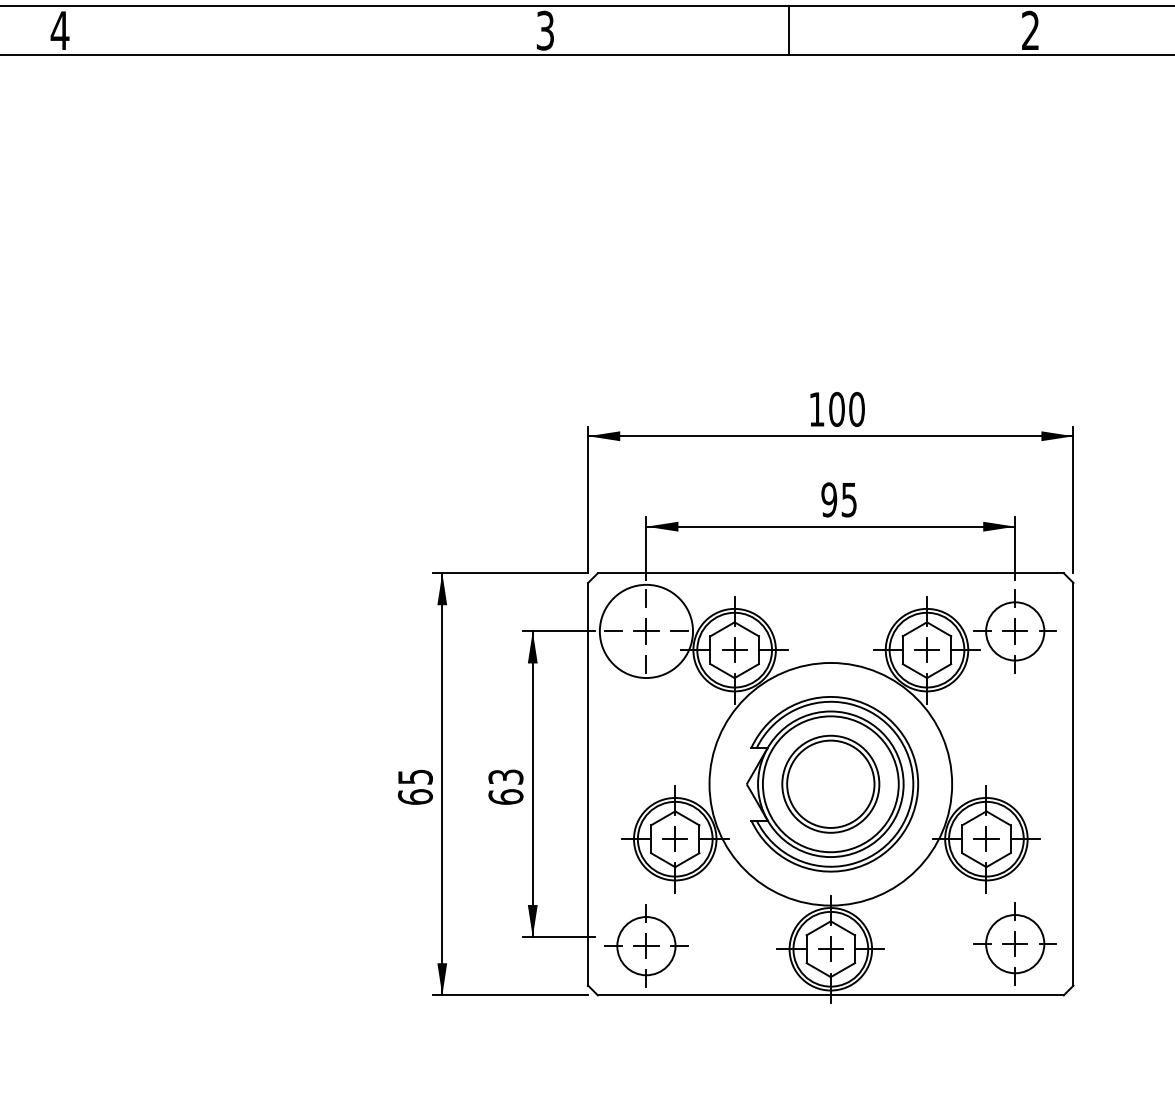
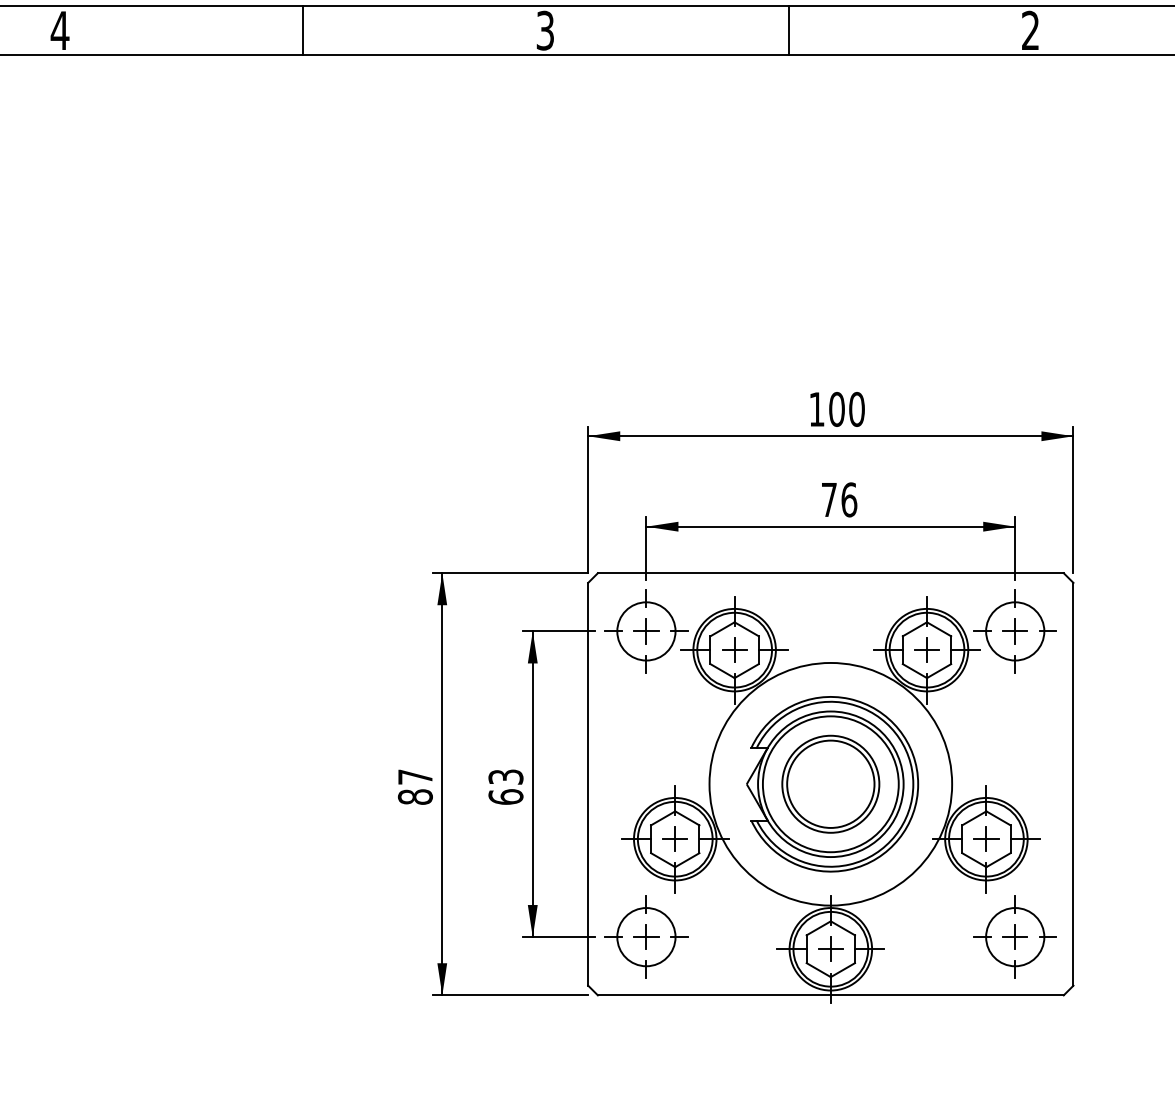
line: none -> present (303, 30)
text: 95 -> 76 (839, 499)
circle diameter: 93 px -> 58 px (646, 631)
text: 65 -> 87 (414, 786)
part position: (1014, 943) -> (1014, 936) (1014, 936)
part position: (646, 945) -> (646, 936) (646, 936)
